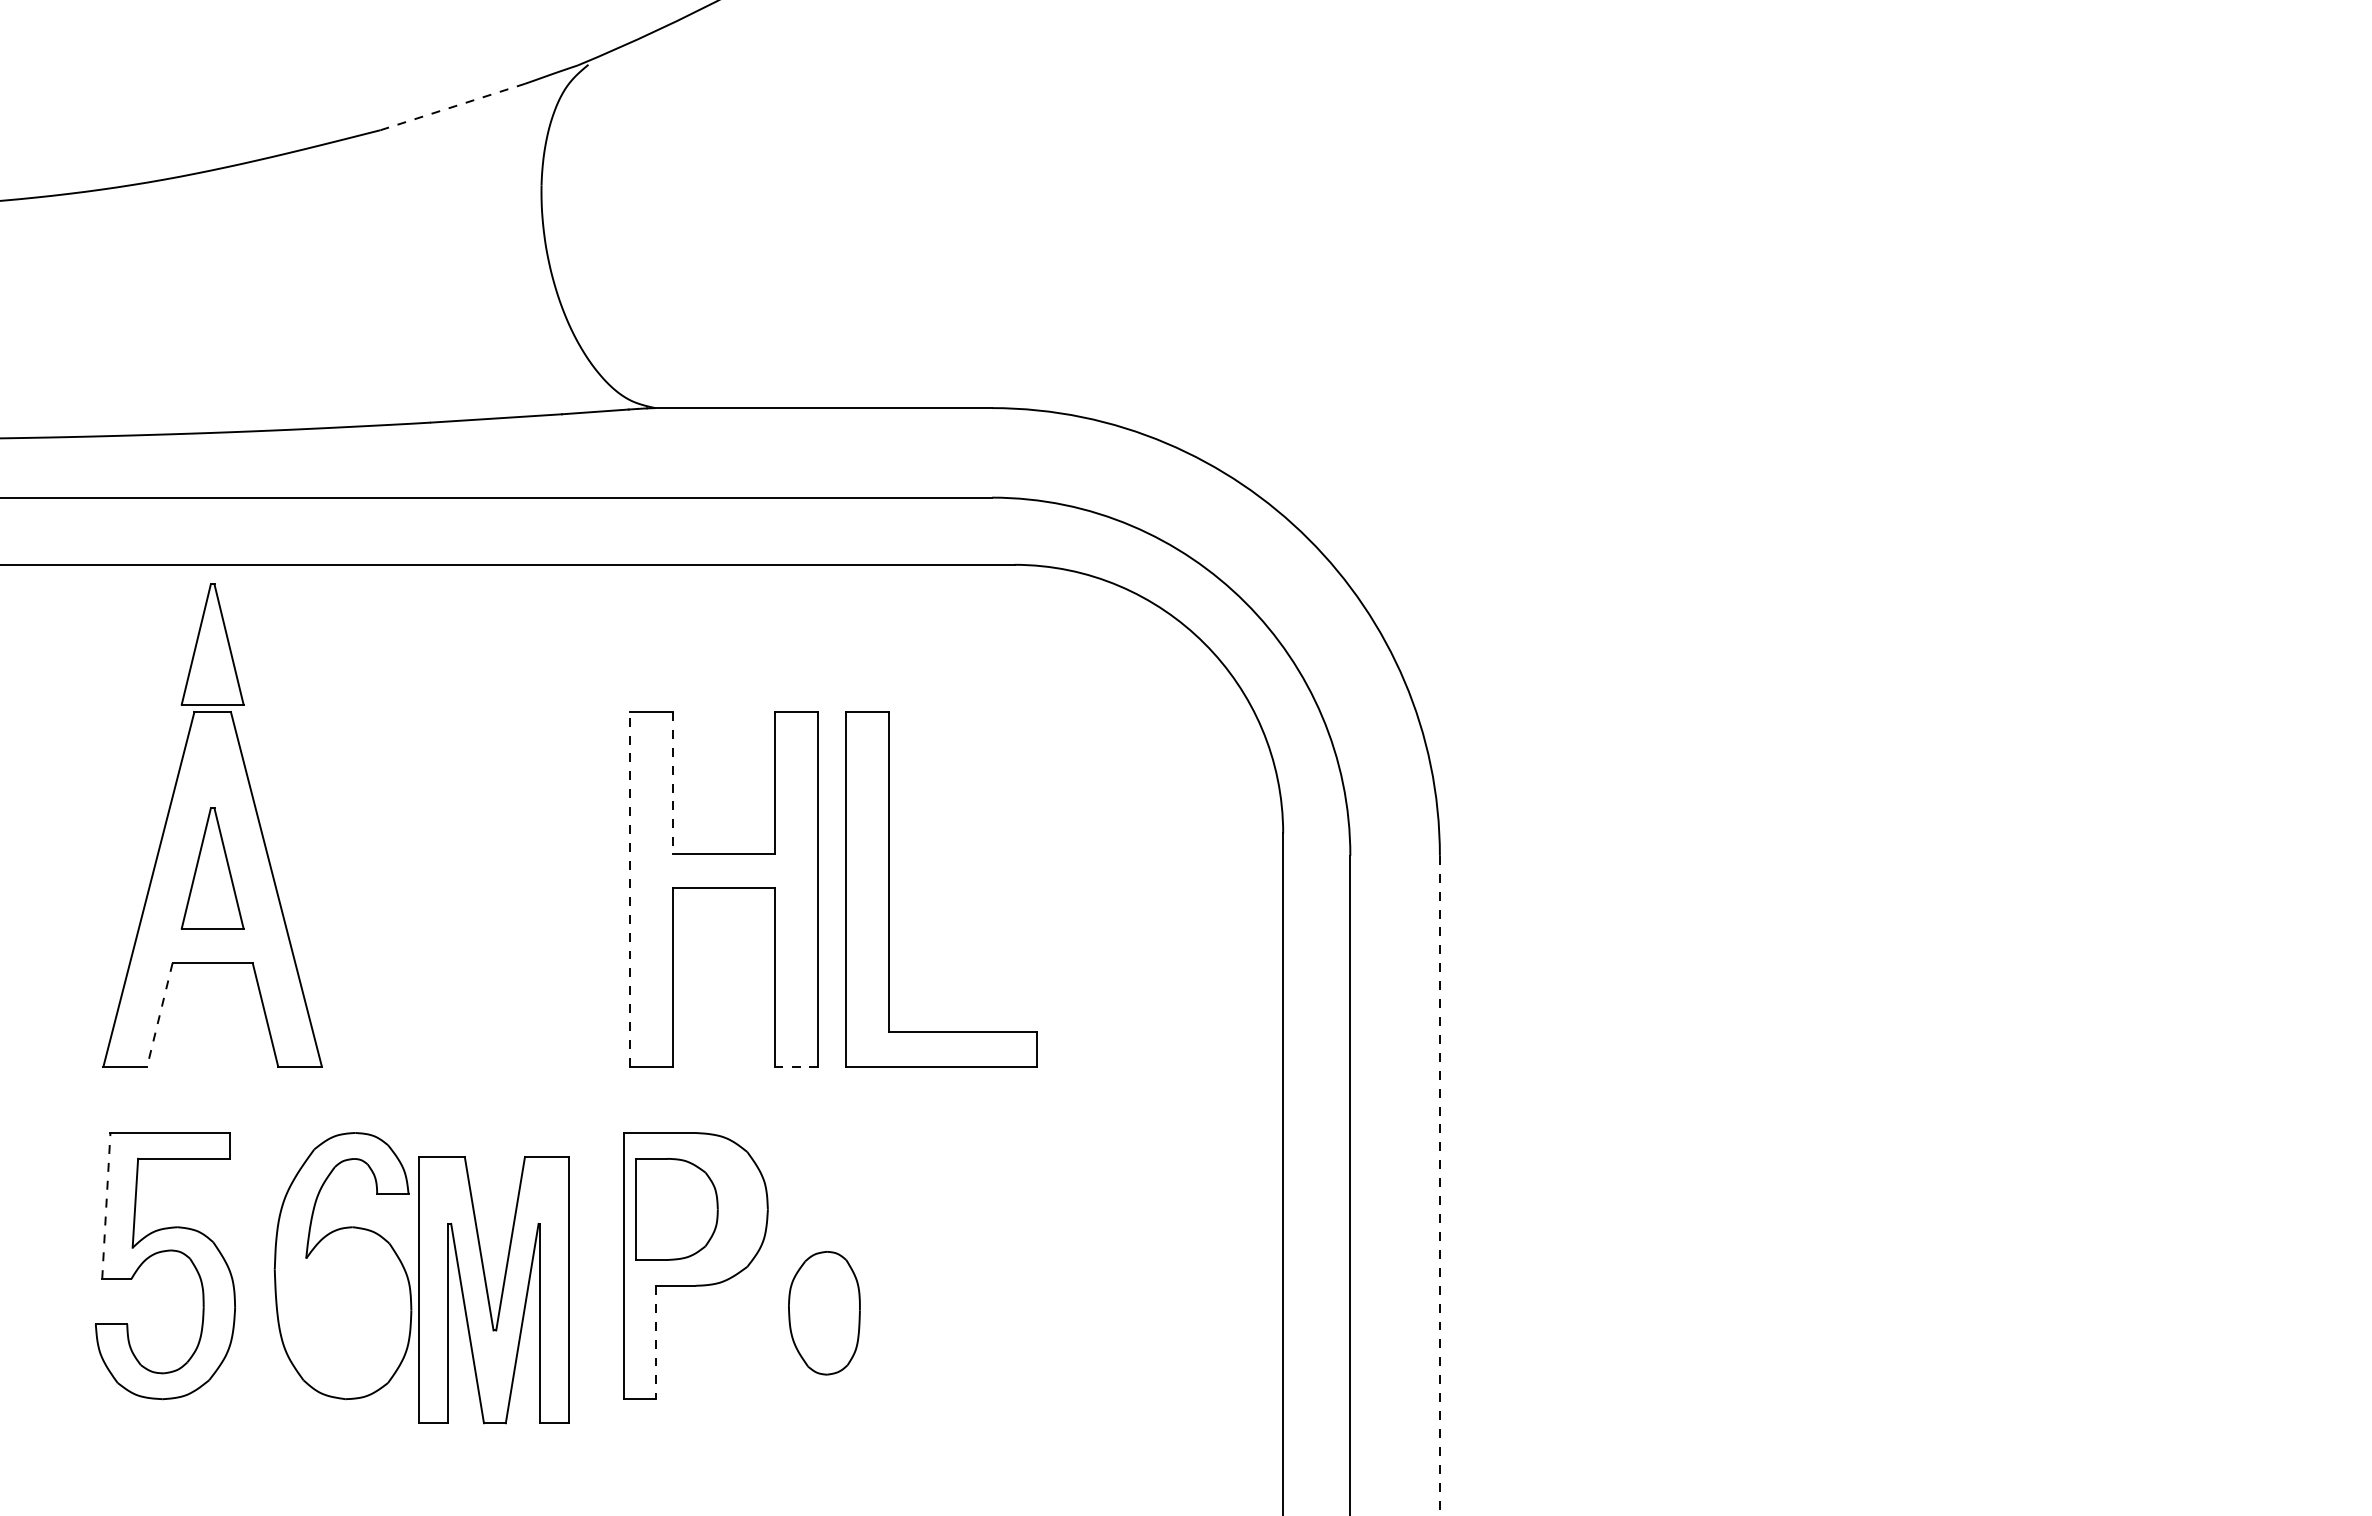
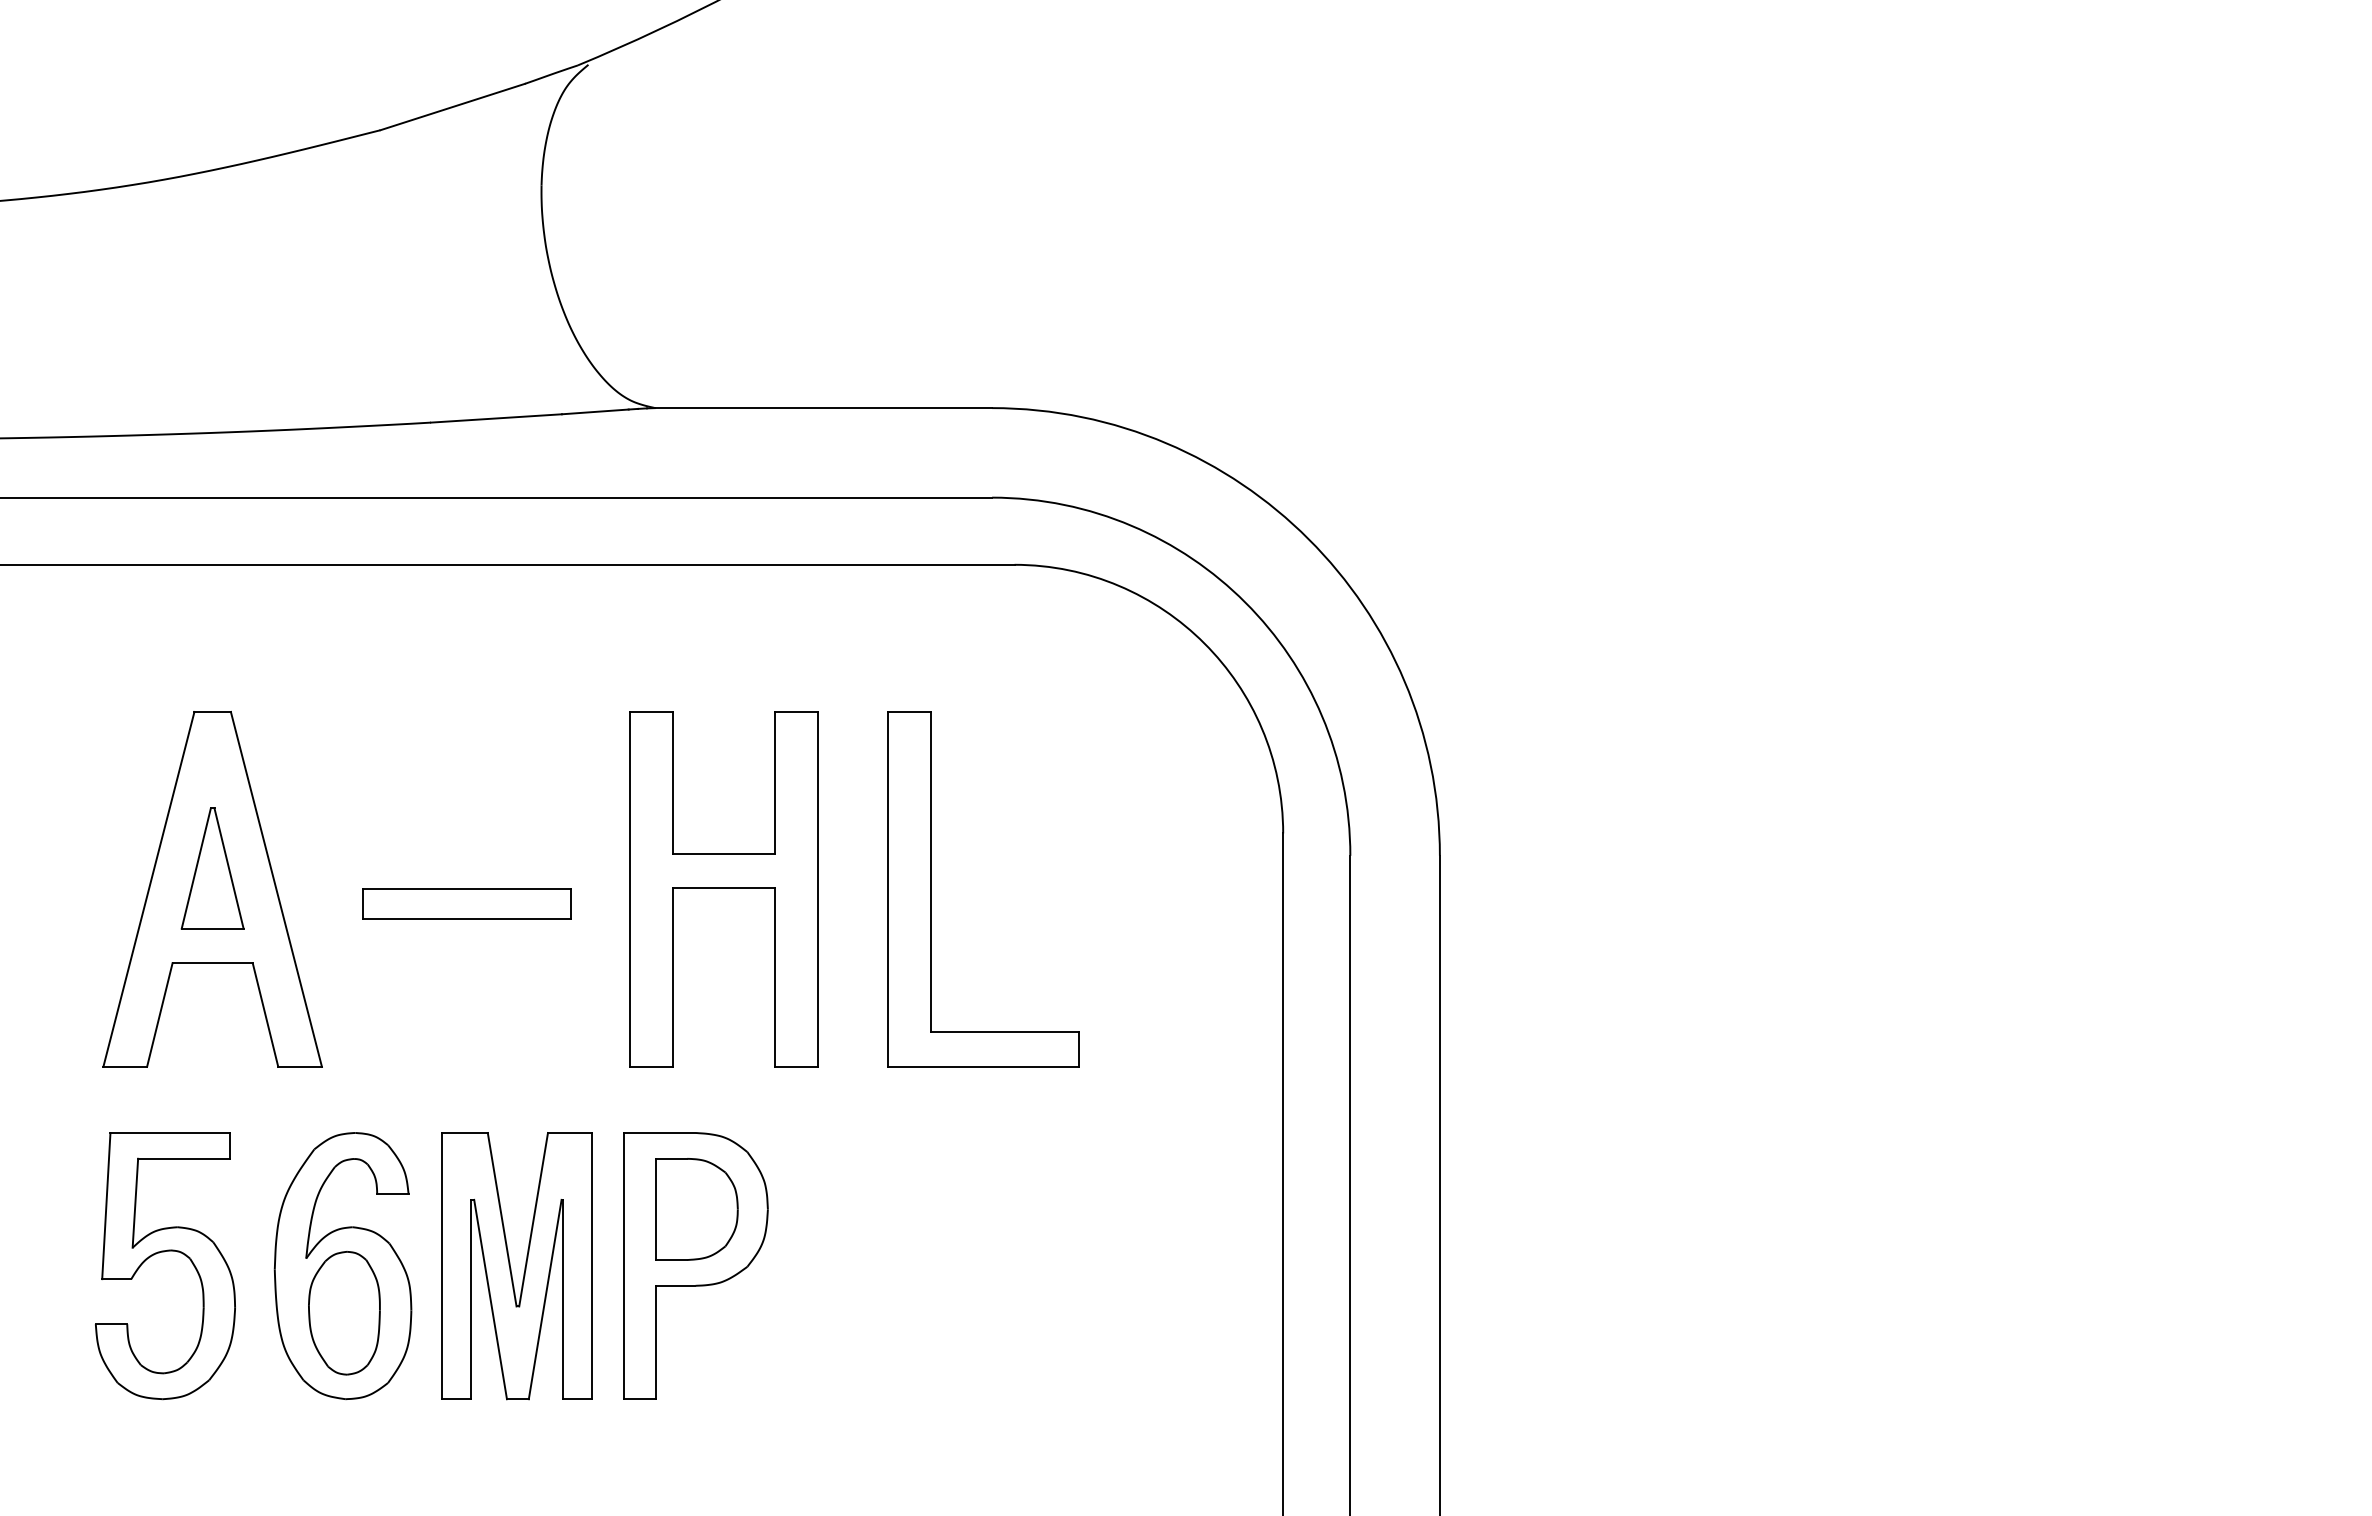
line: dashed -> solid (452, 107)
part: present -> none (212, 644)
line: dashed -> solid (672, 783)
line: dashed -> solid (629, 888)
part position: (889, 889) -> (931, 889) (931, 889)
part: none -> present (466, 903)
line: dashed -> solid (159, 1015)
line: dashed -> solid (796, 1066)
line: dashed -> solid (1439, 1185)
line: dashed -> solid (106, 1205)
part position: (676, 1209) -> (696, 1209) (696, 1209)
part position: (493, 1290) -> (516, 1266) (516, 1266)
part position: (824, 1313) -> (344, 1313) (344, 1313)
line: dashed -> solid (655, 1342)
